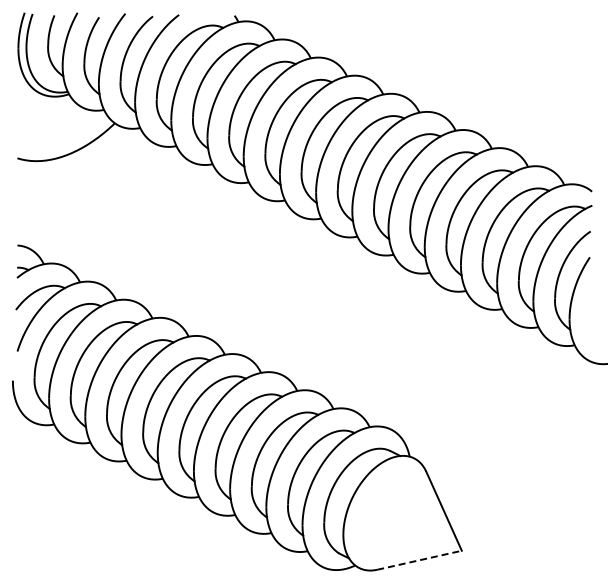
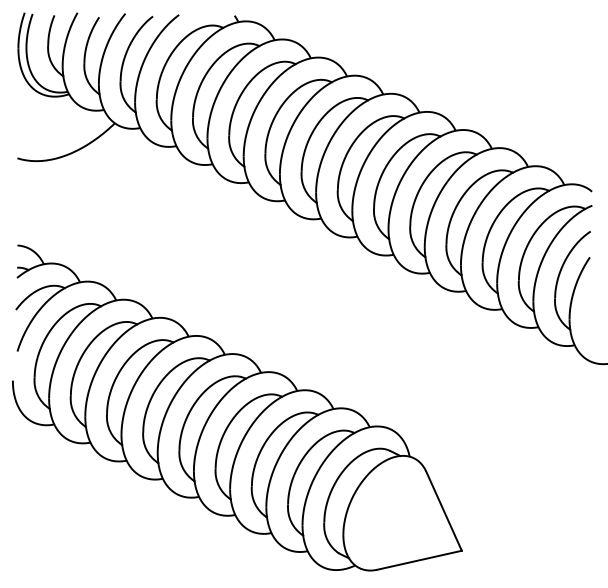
line: dashed -> solid (420, 560)
